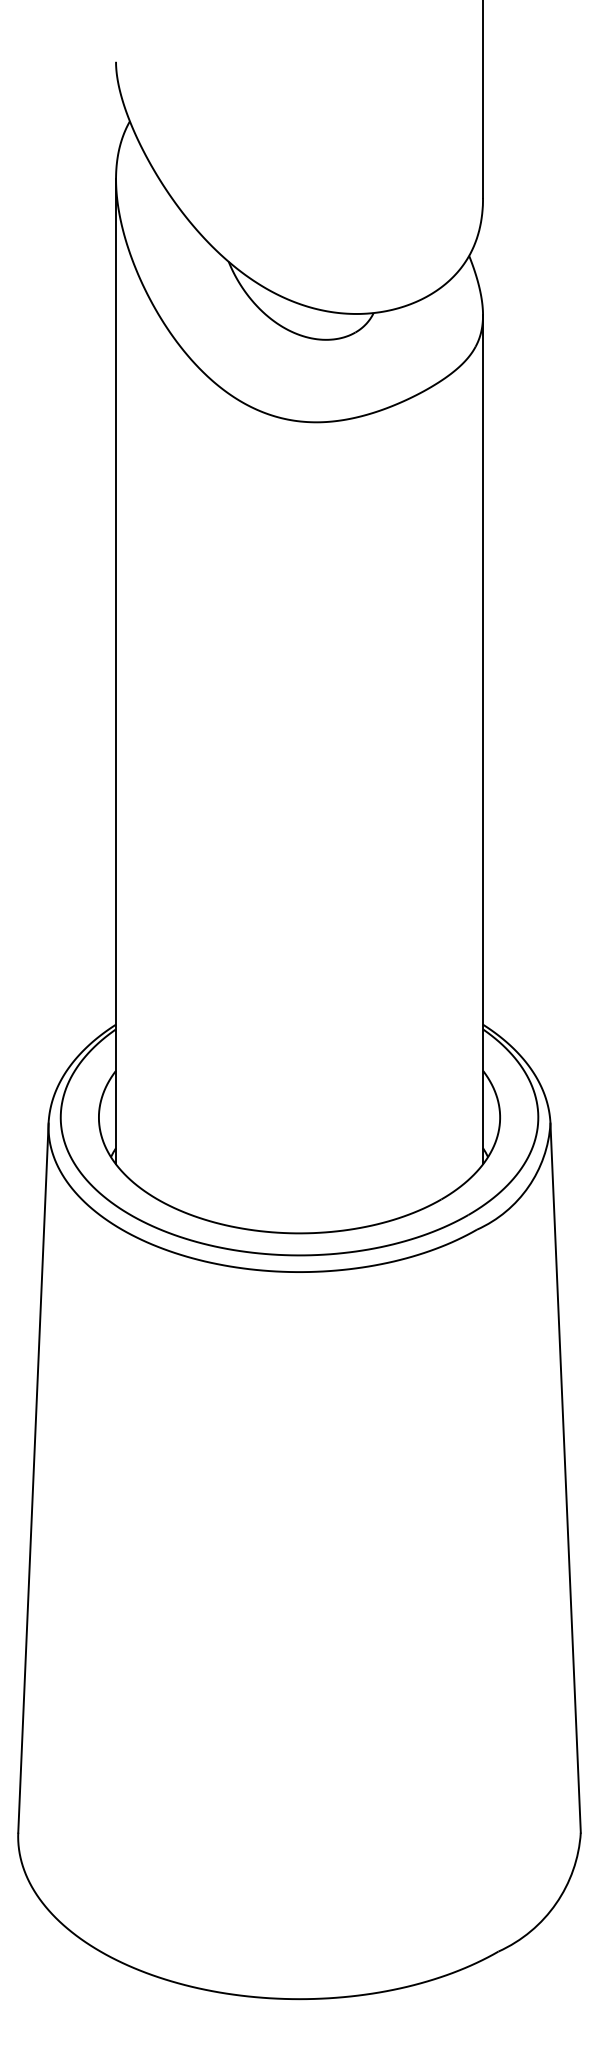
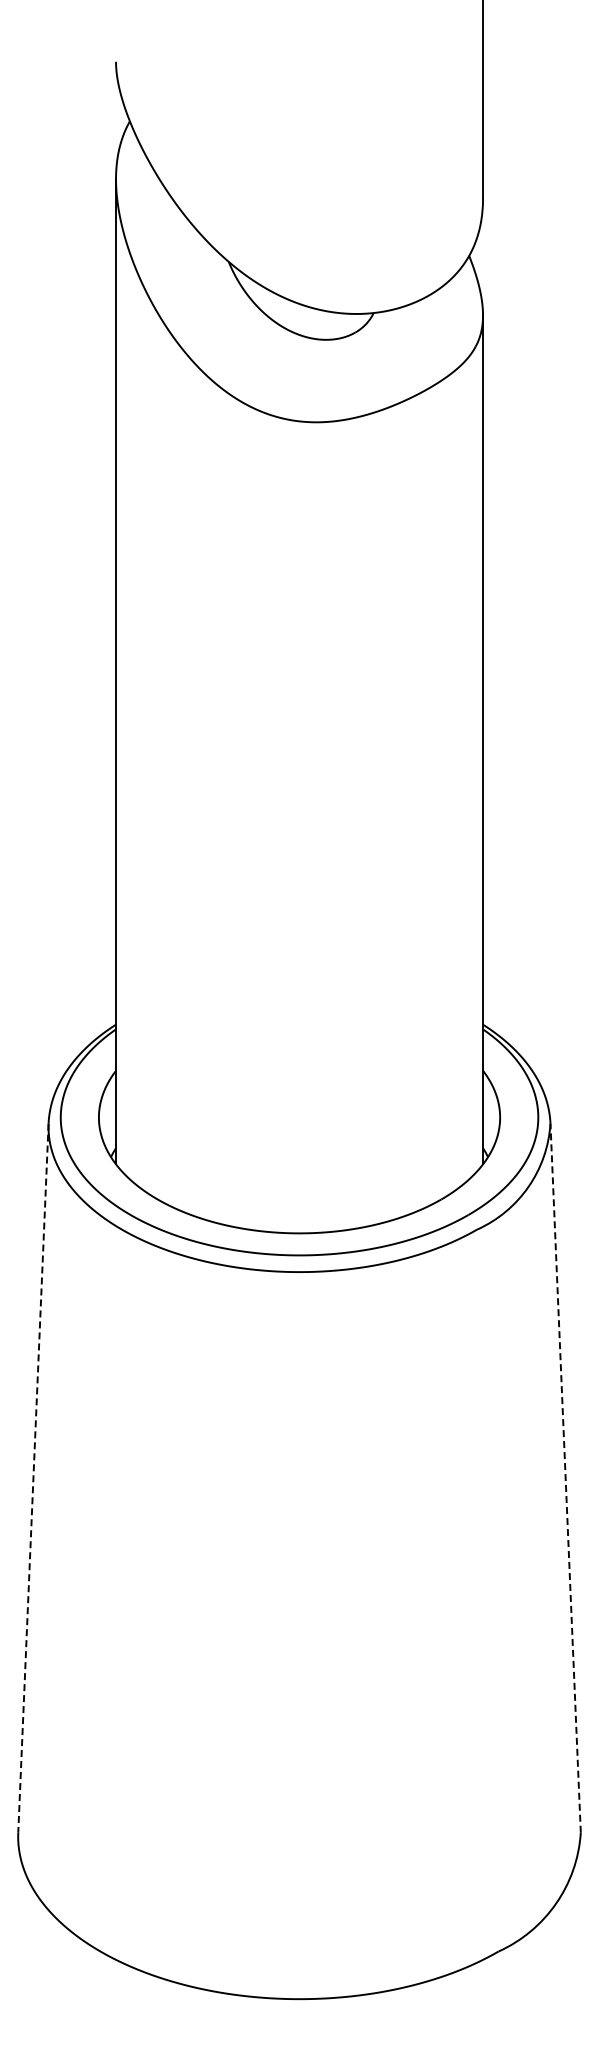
line: solid -> dashed (33, 1478)
line: solid -> dashed (565, 1478)
